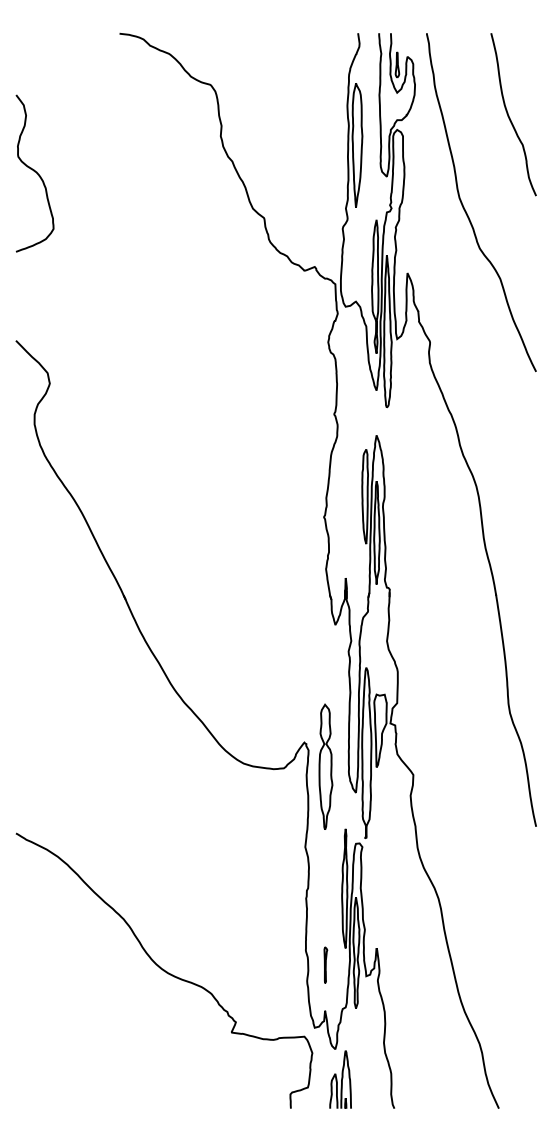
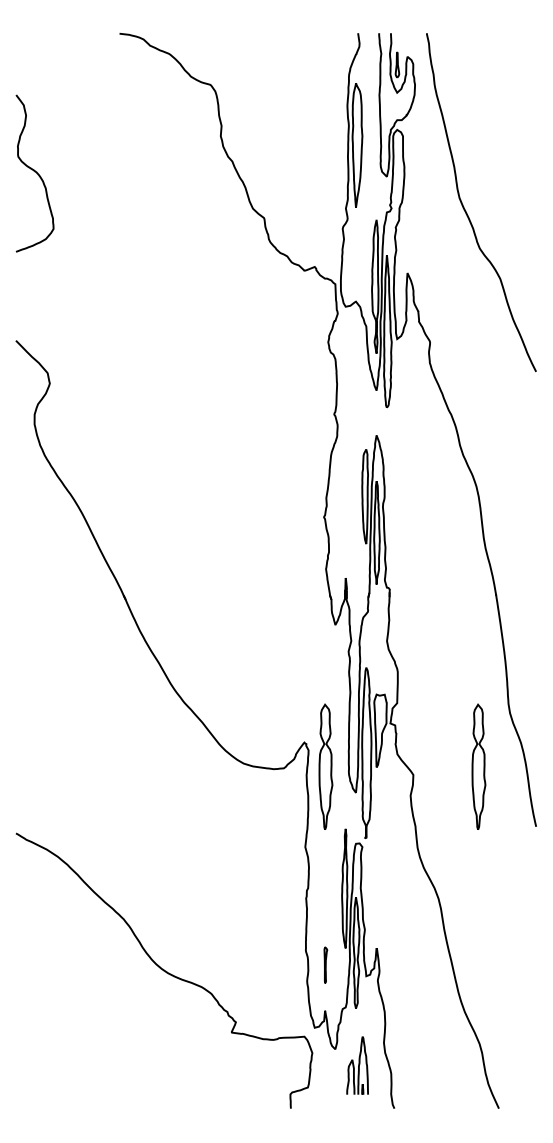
curve: present -> none (509, 115)
part: none -> present (478, 766)
part position: (340, 1079) -> (357, 1065) (357, 1065)
